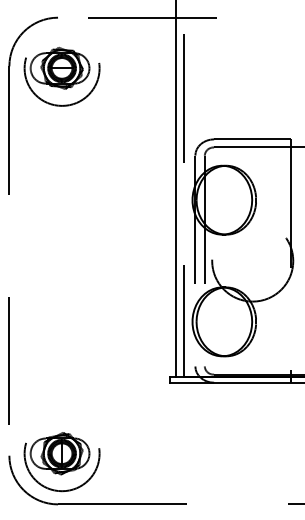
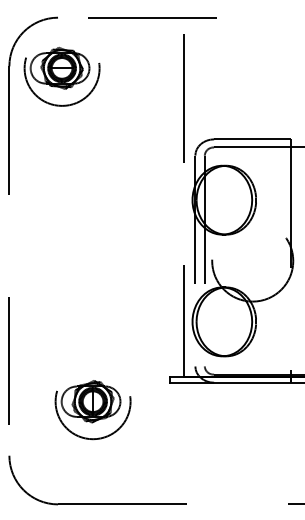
line: present -> none (175, 189)
part position: (61, 462) -> (92, 410) (92, 410)
